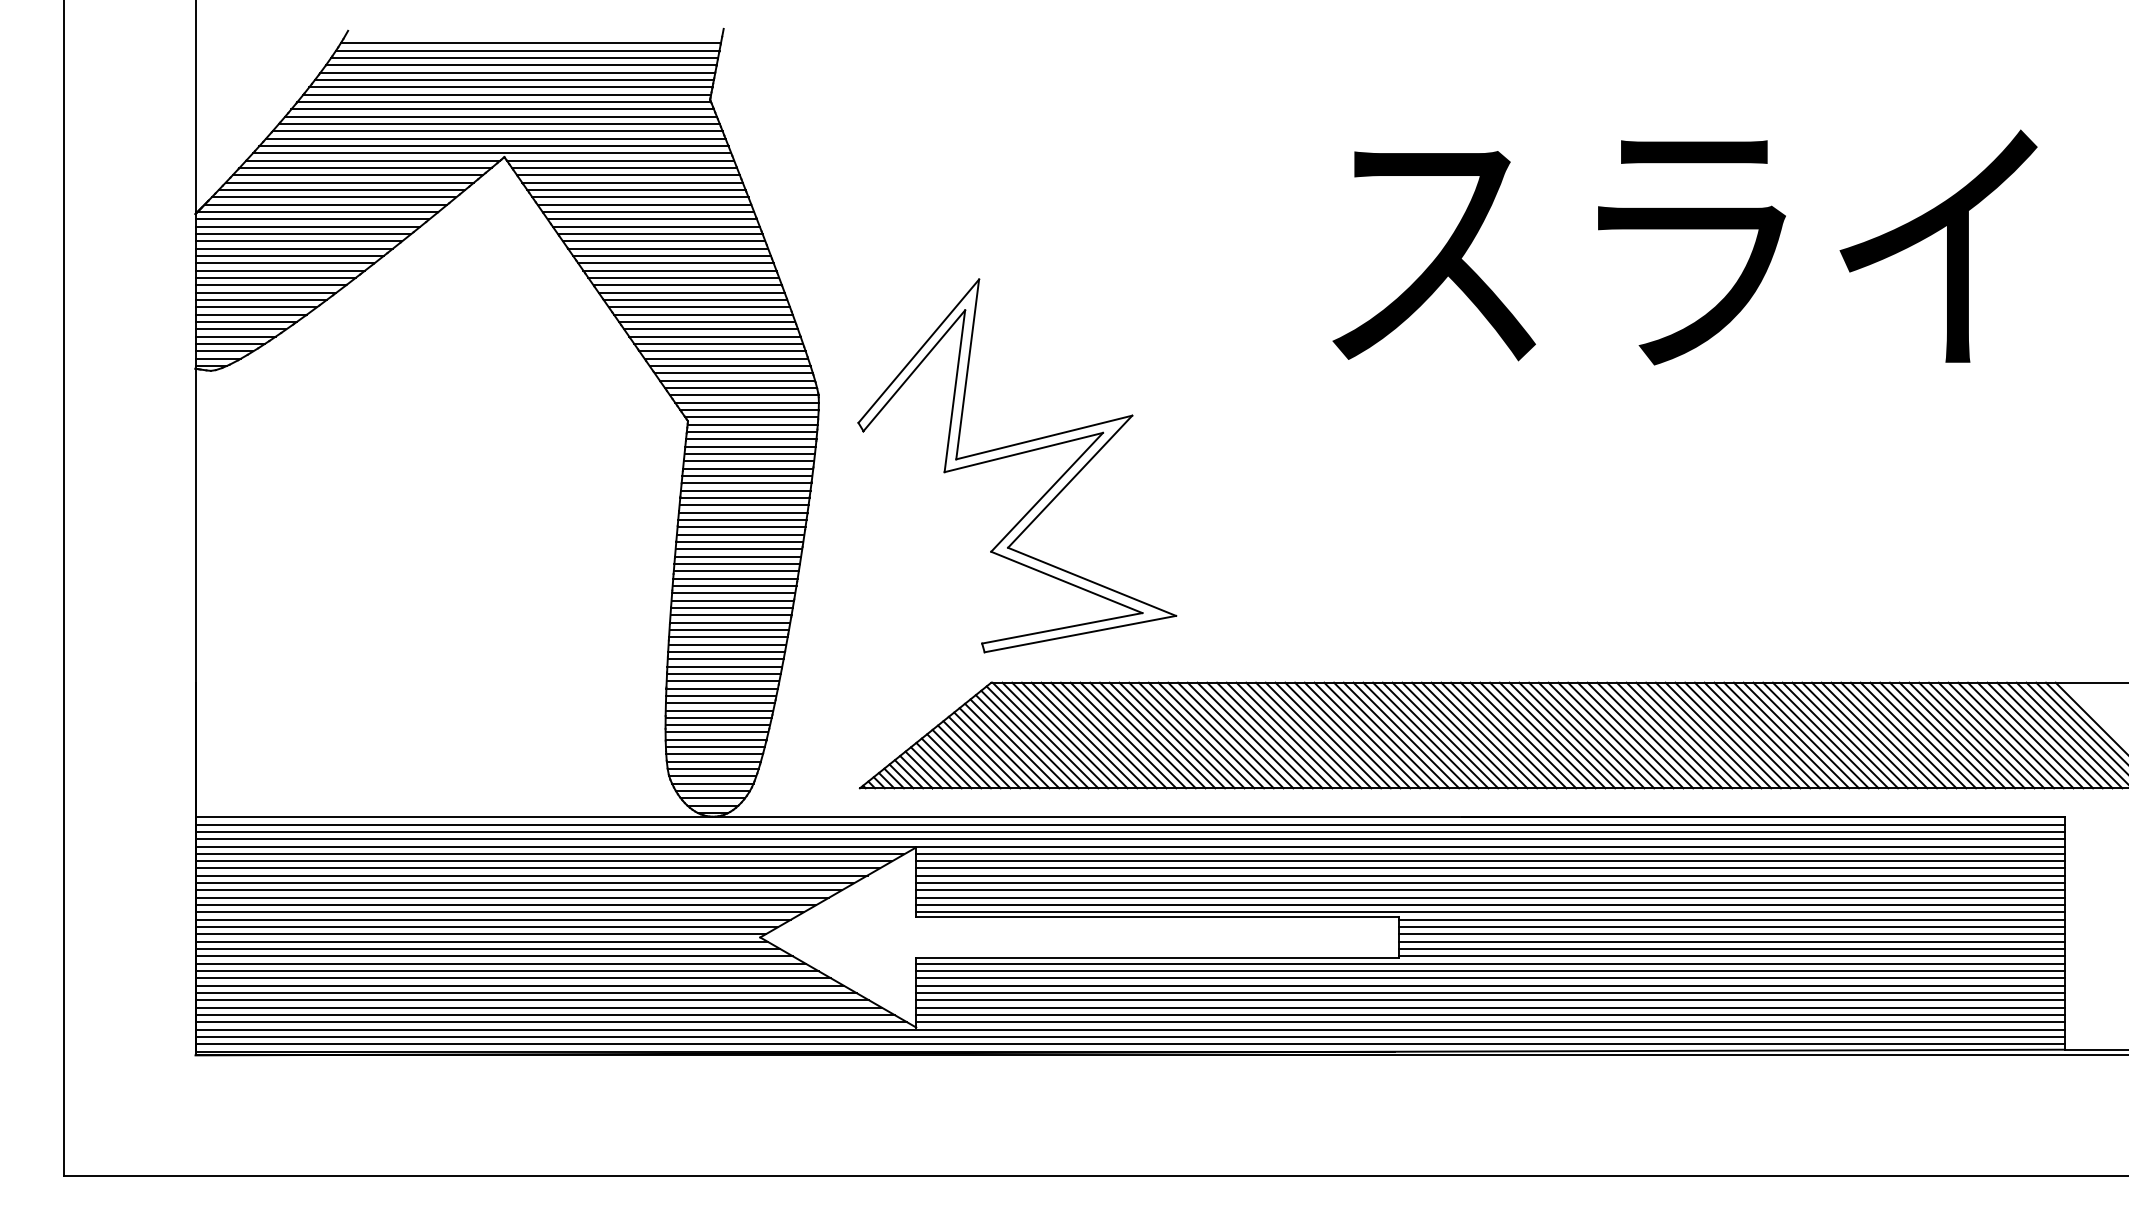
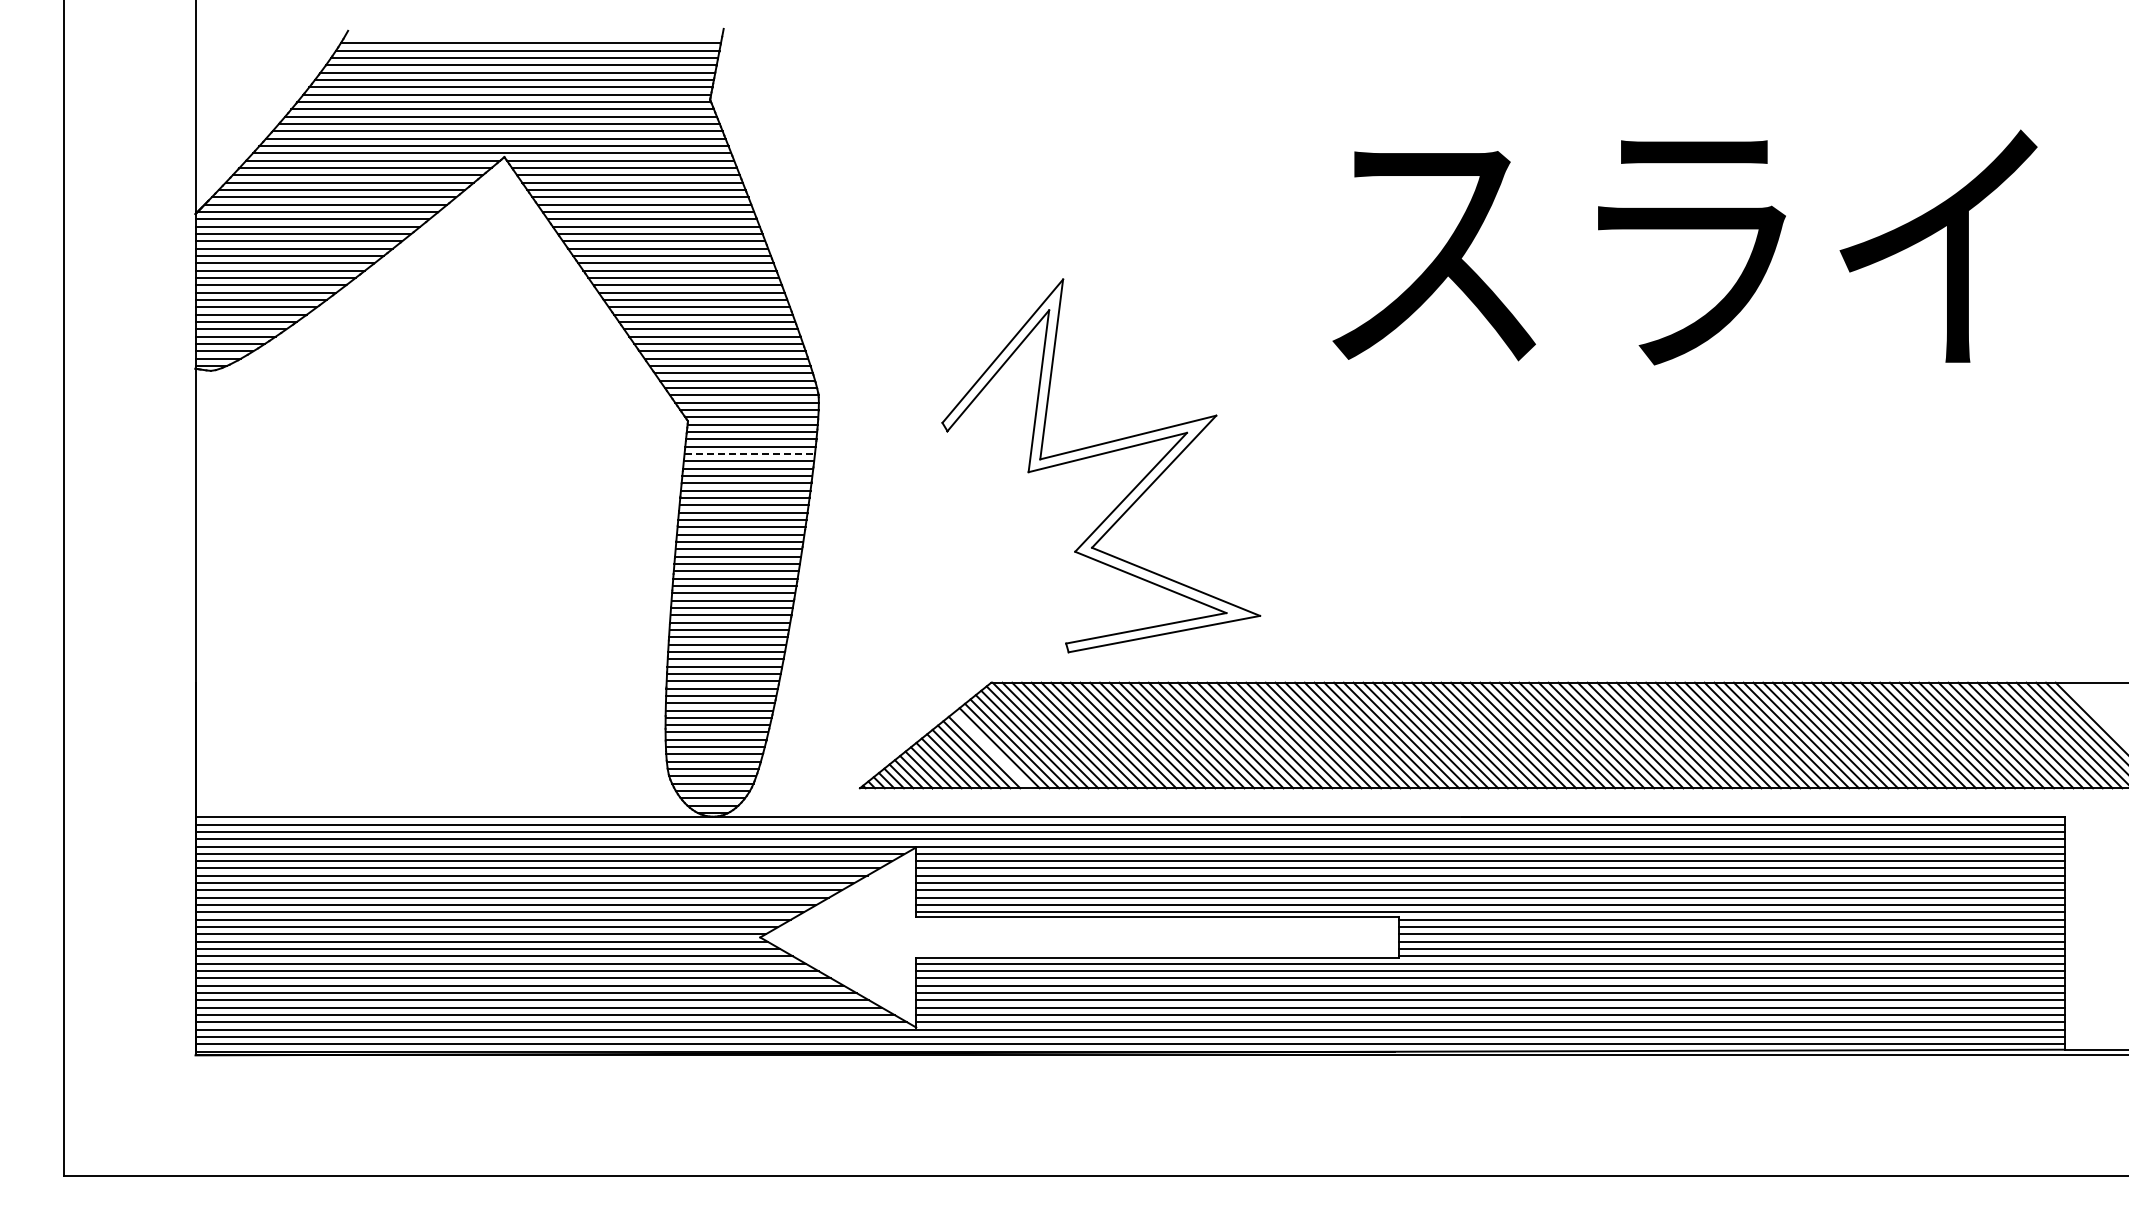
line: solid -> dashed (750, 453)
part position: (1016, 455) -> (1100, 455) (1100, 455)
line: present -> none (992, 750)
